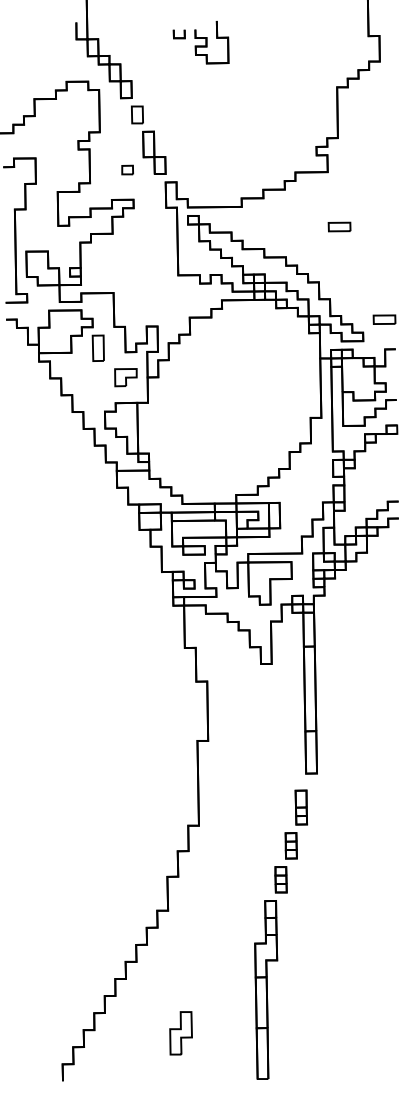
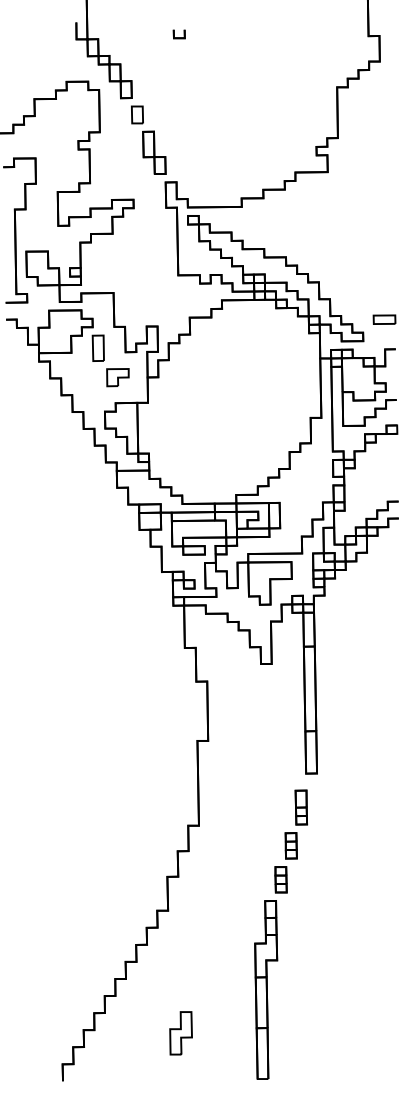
part: present -> none (211, 42)
part: present -> none (127, 169)
part: present -> none (339, 226)
part position: (125, 377) -> (117, 377) (117, 377)
